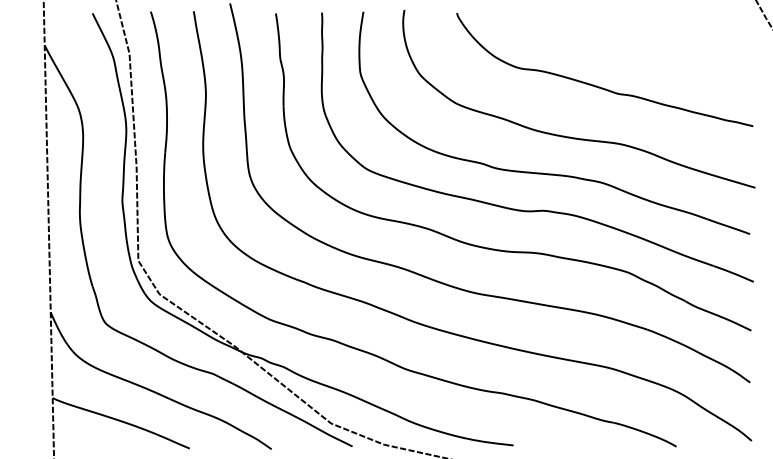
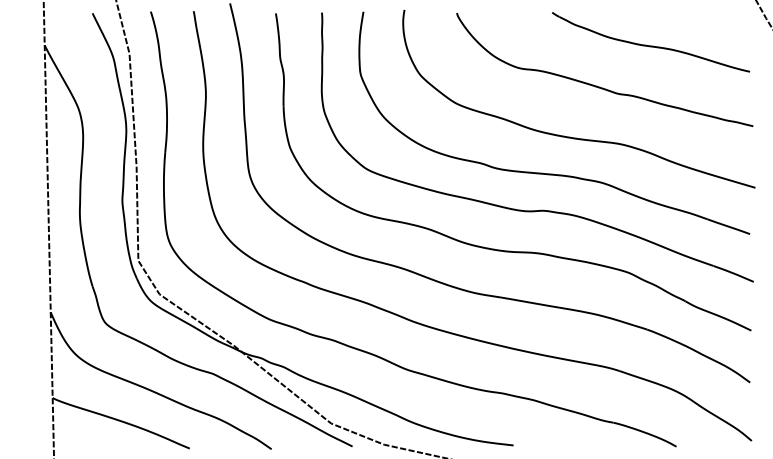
part: none -> present (651, 42)
